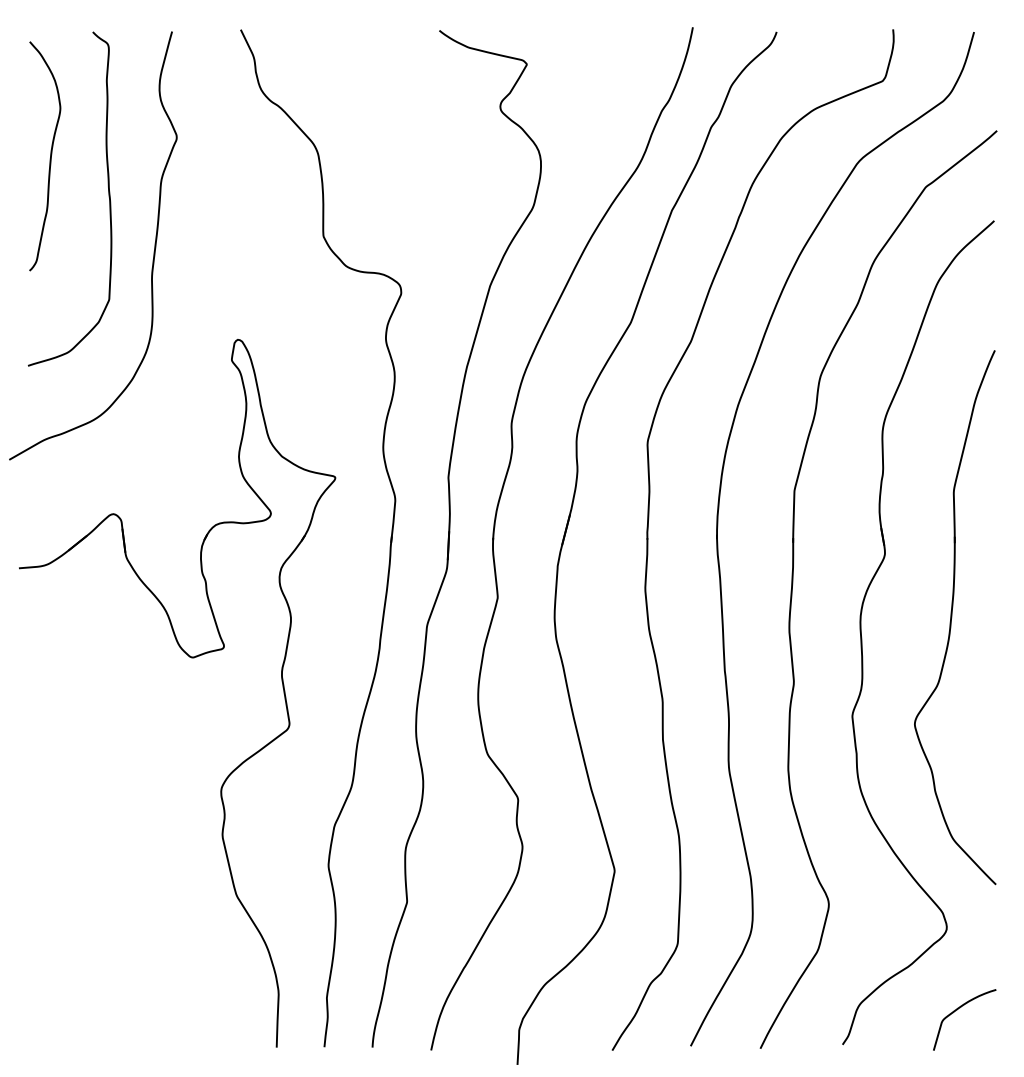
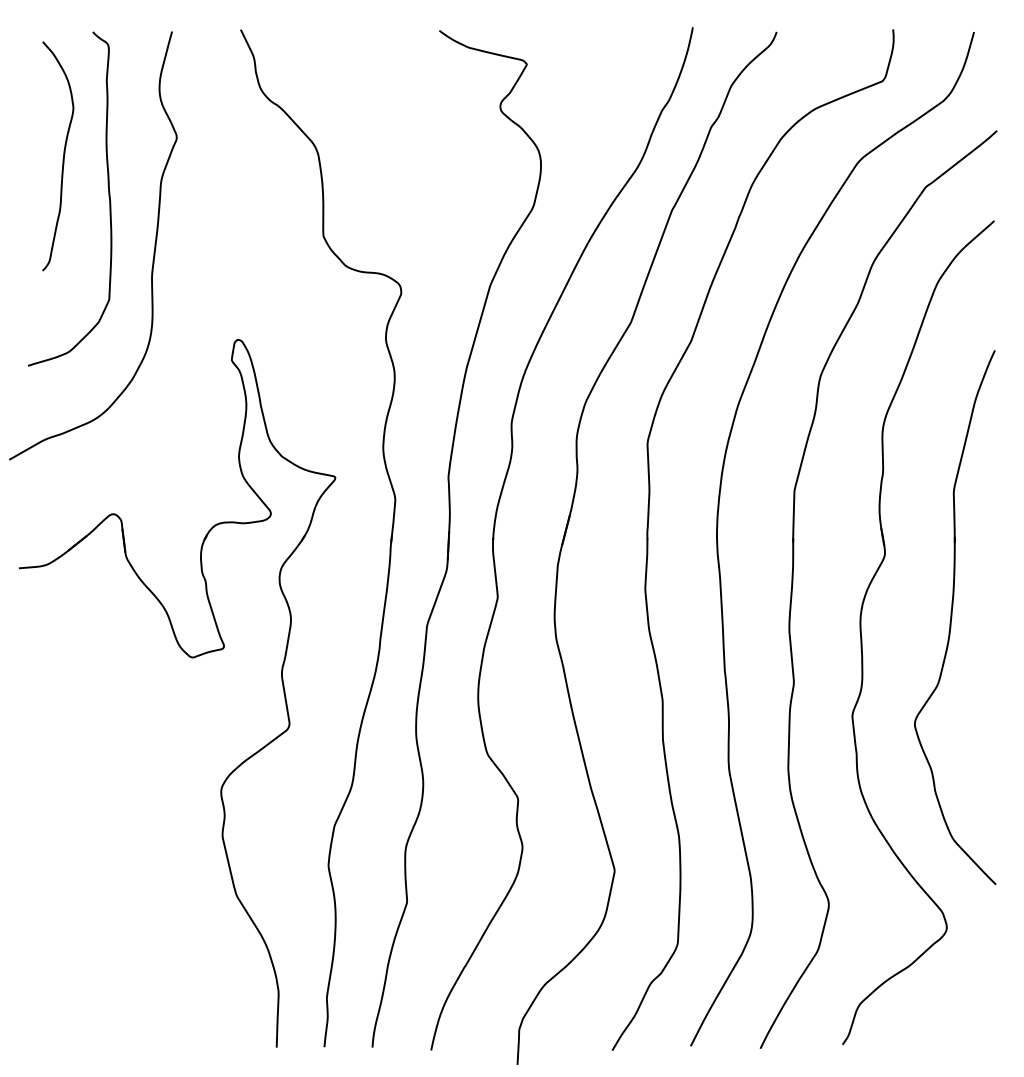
curve position: (49, 158) -> (62, 158) (62, 158)
curve: present -> none (957, 1010)
